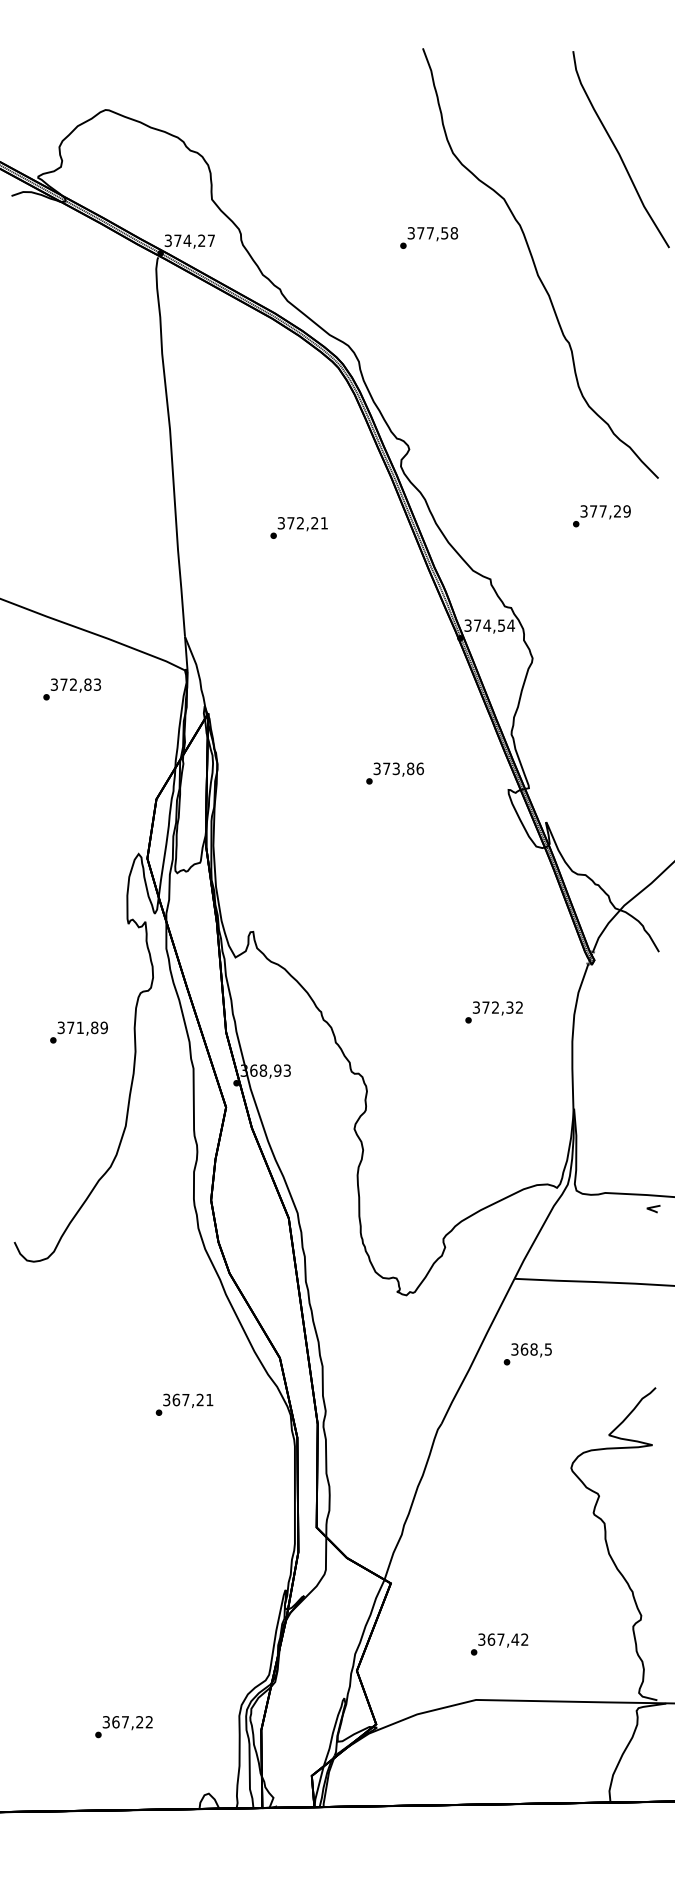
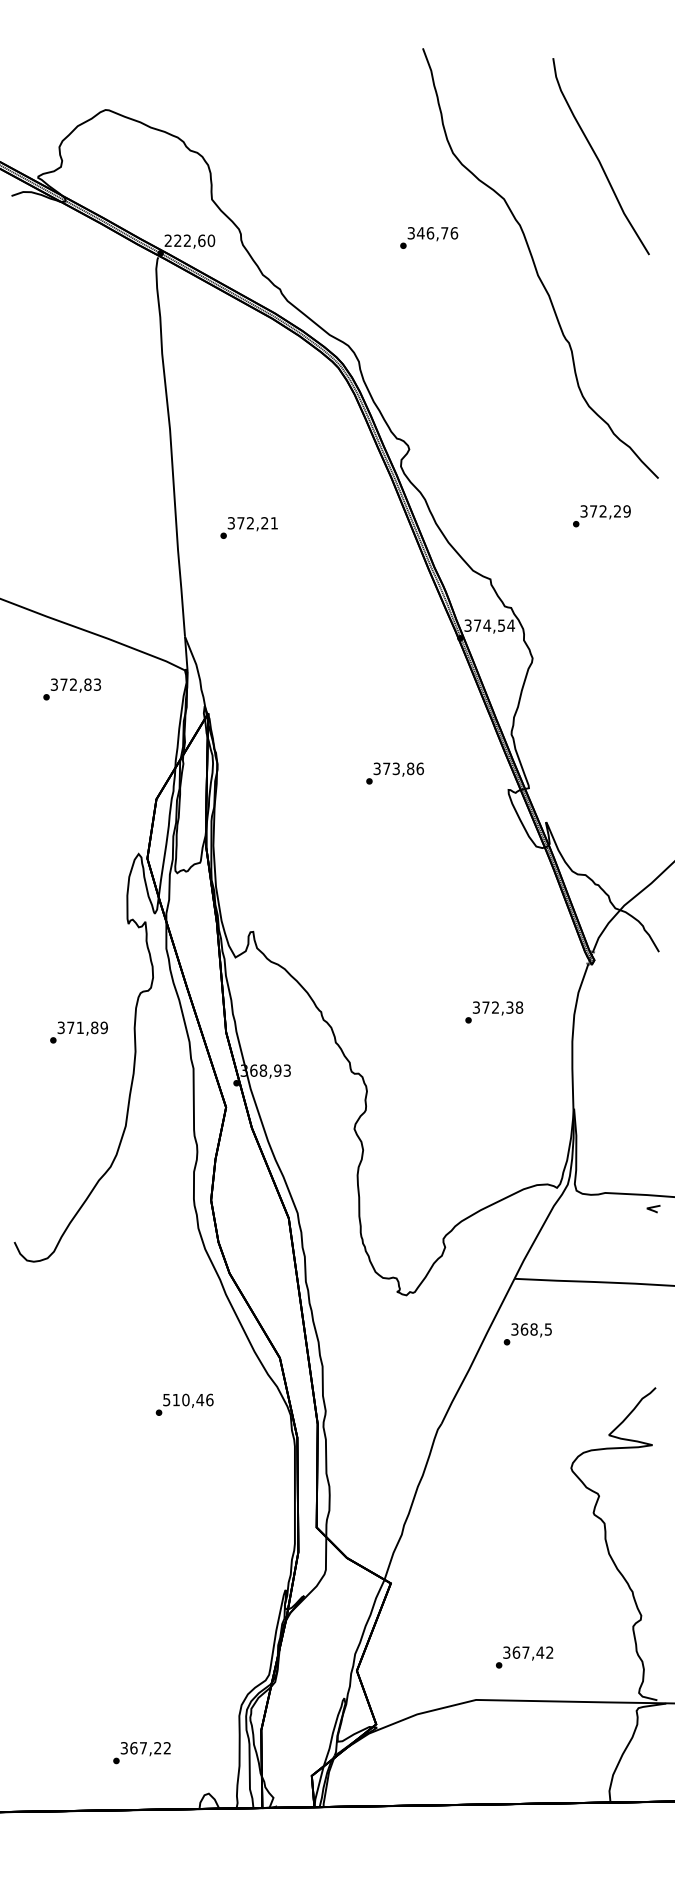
part position: (620, 149) -> (600, 156) (600, 156)
text: 377,58 -> 346,76 (437, 233)
text: 374,27 -> 222,60 (189, 240)
text: 377,29 -> 372,29 (602, 511)
text position: (298, 527) -> (248, 527) (248, 527)
text: 372,32 -> 372,38 (519, 1007)
text position: (527, 1354) -> (527, 1334) (527, 1334)
text: 367,21 -> 510,46 (188, 1399)
text position: (499, 1644) -> (524, 1657) (524, 1657)
text position: (123, 1727) -> (141, 1753) (141, 1753)
